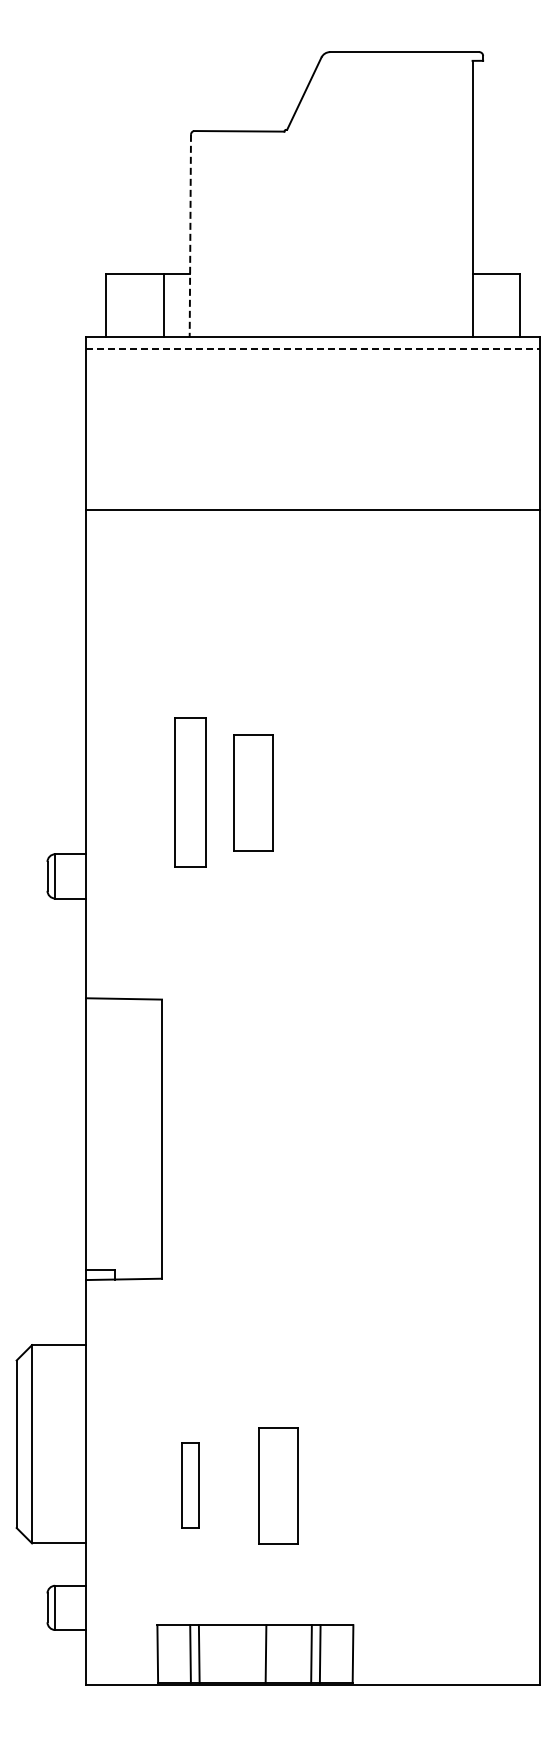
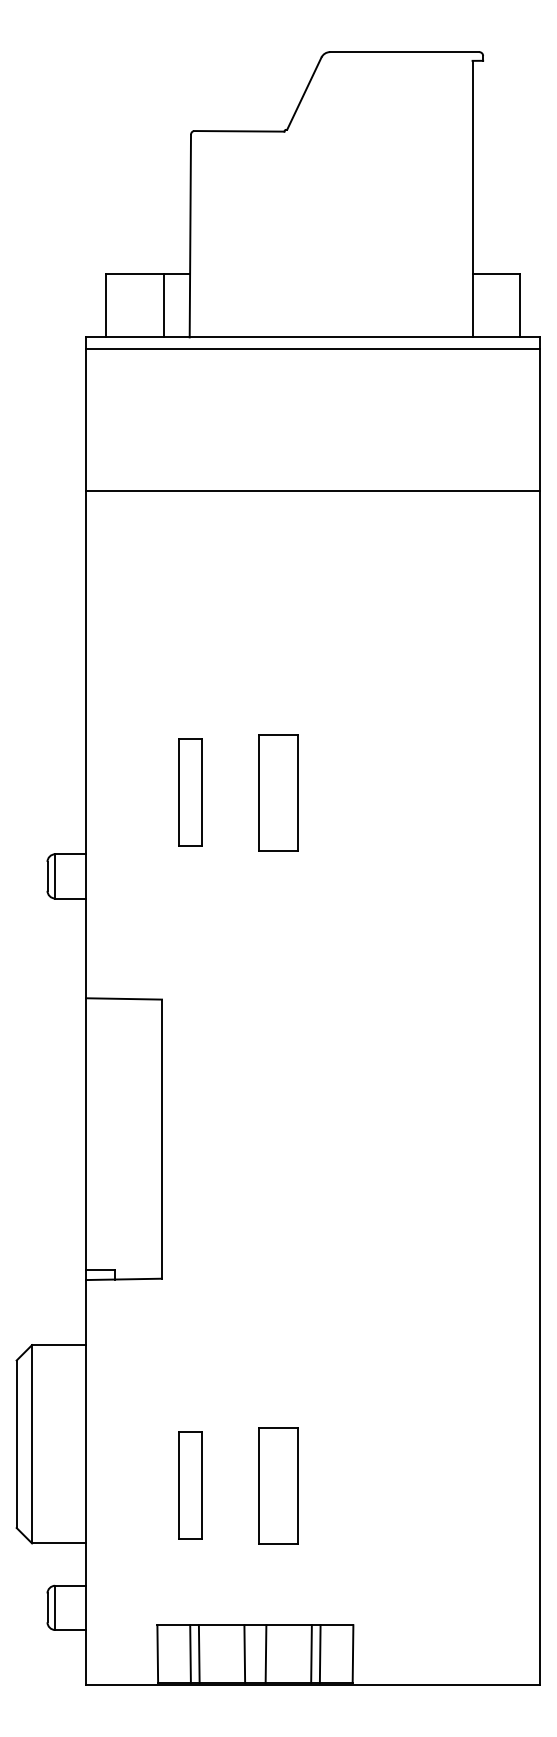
line: dashed -> solid (190, 236)
line: dashed -> solid (313, 348)
line position: (313, 510) -> (313, 491) (313, 491)
part size: 33x151 px -> 25x109 px (190, 792)
part position: (253, 792) -> (278, 792) (278, 792)
part size: 19x87 px -> 25x109 px (190, 1485)
line: none -> present (244, 1653)
